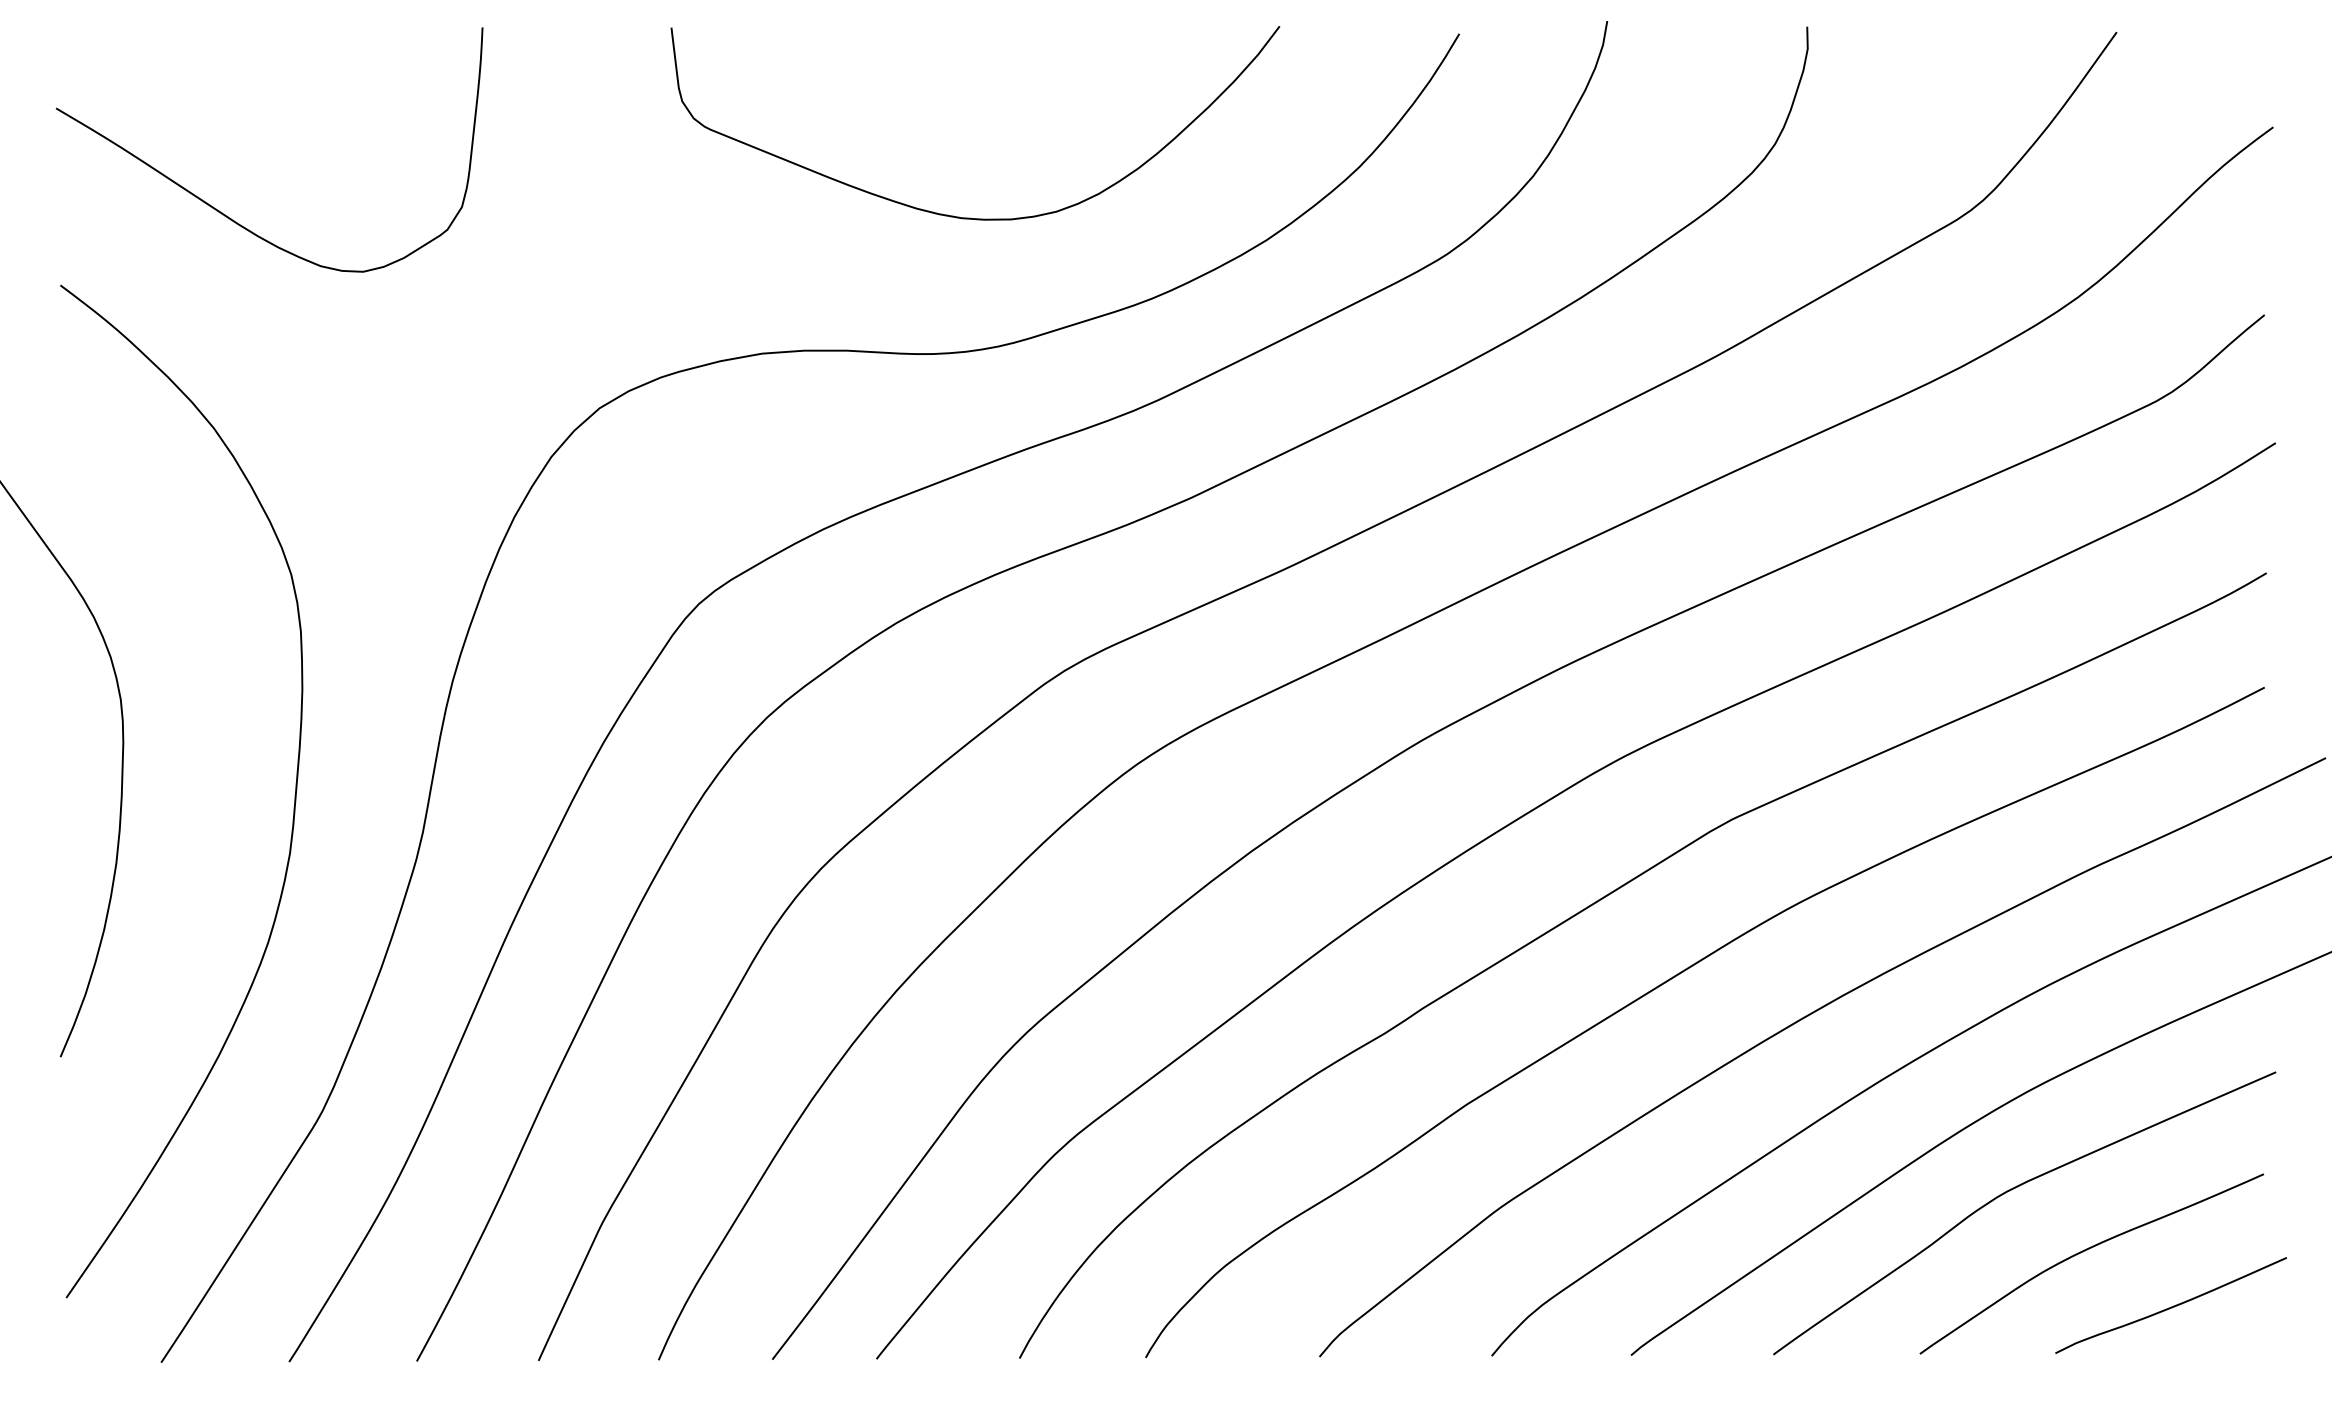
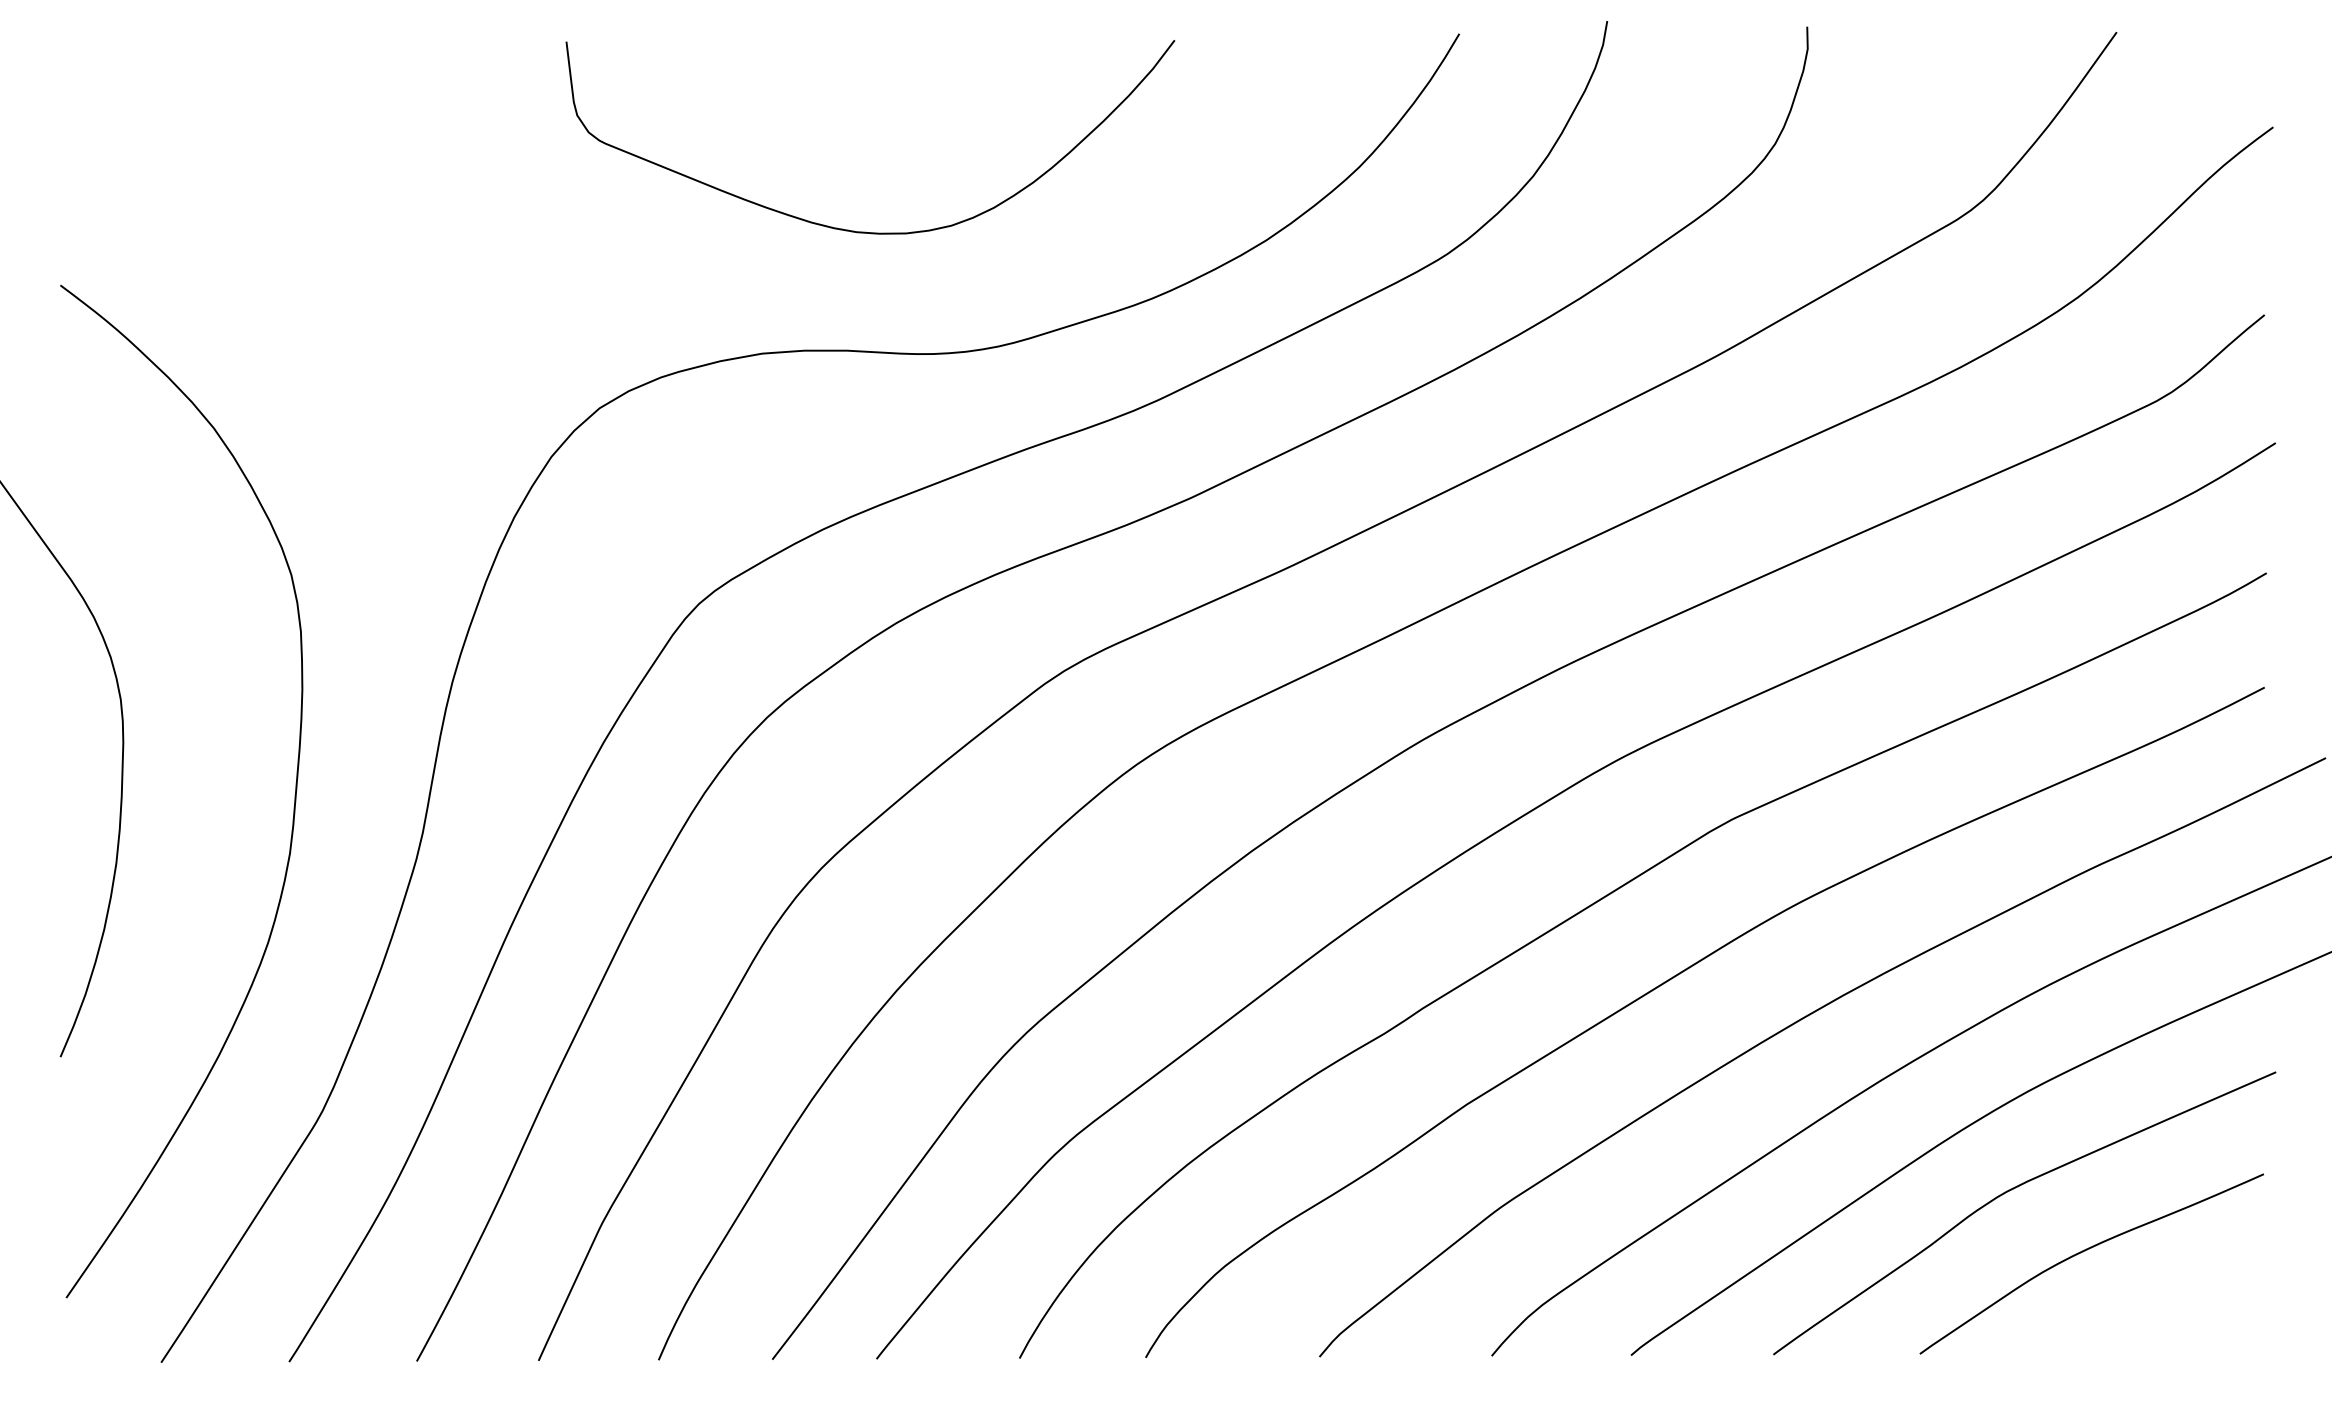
curve: present -> none (225, 214)
curve position: (970, 217) -> (865, 231) (865, 231)
curve: present -> none (2171, 1306)
